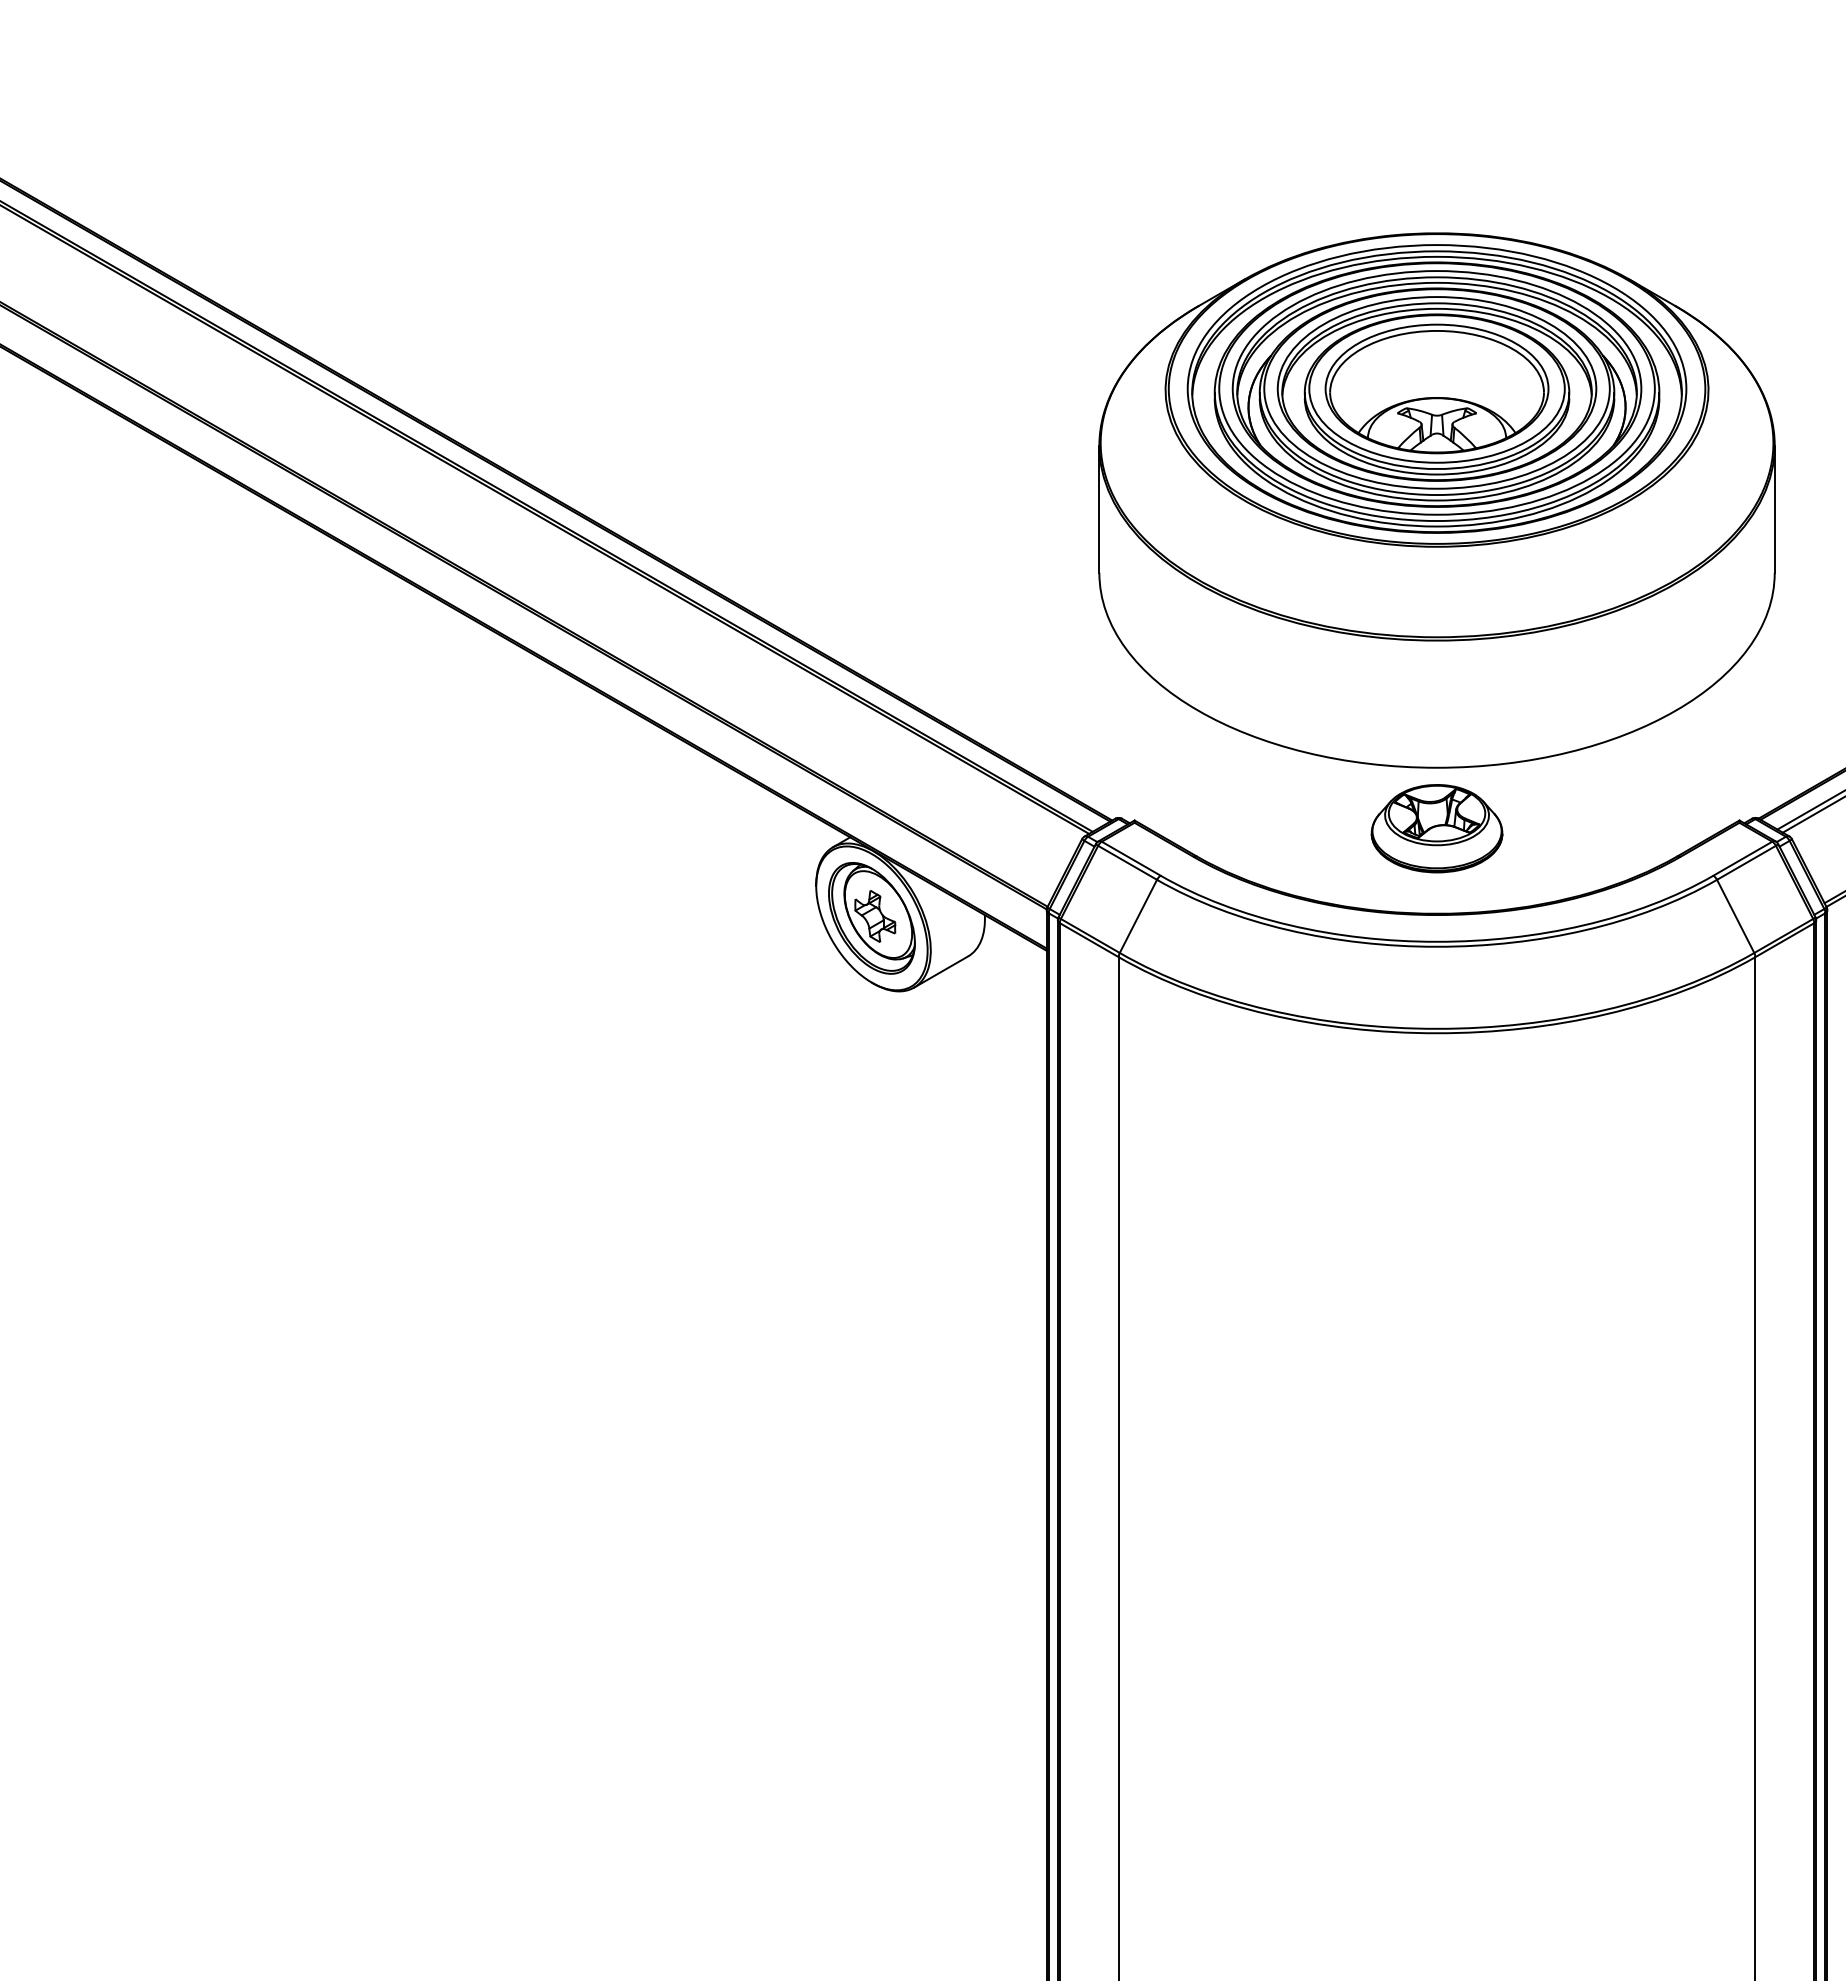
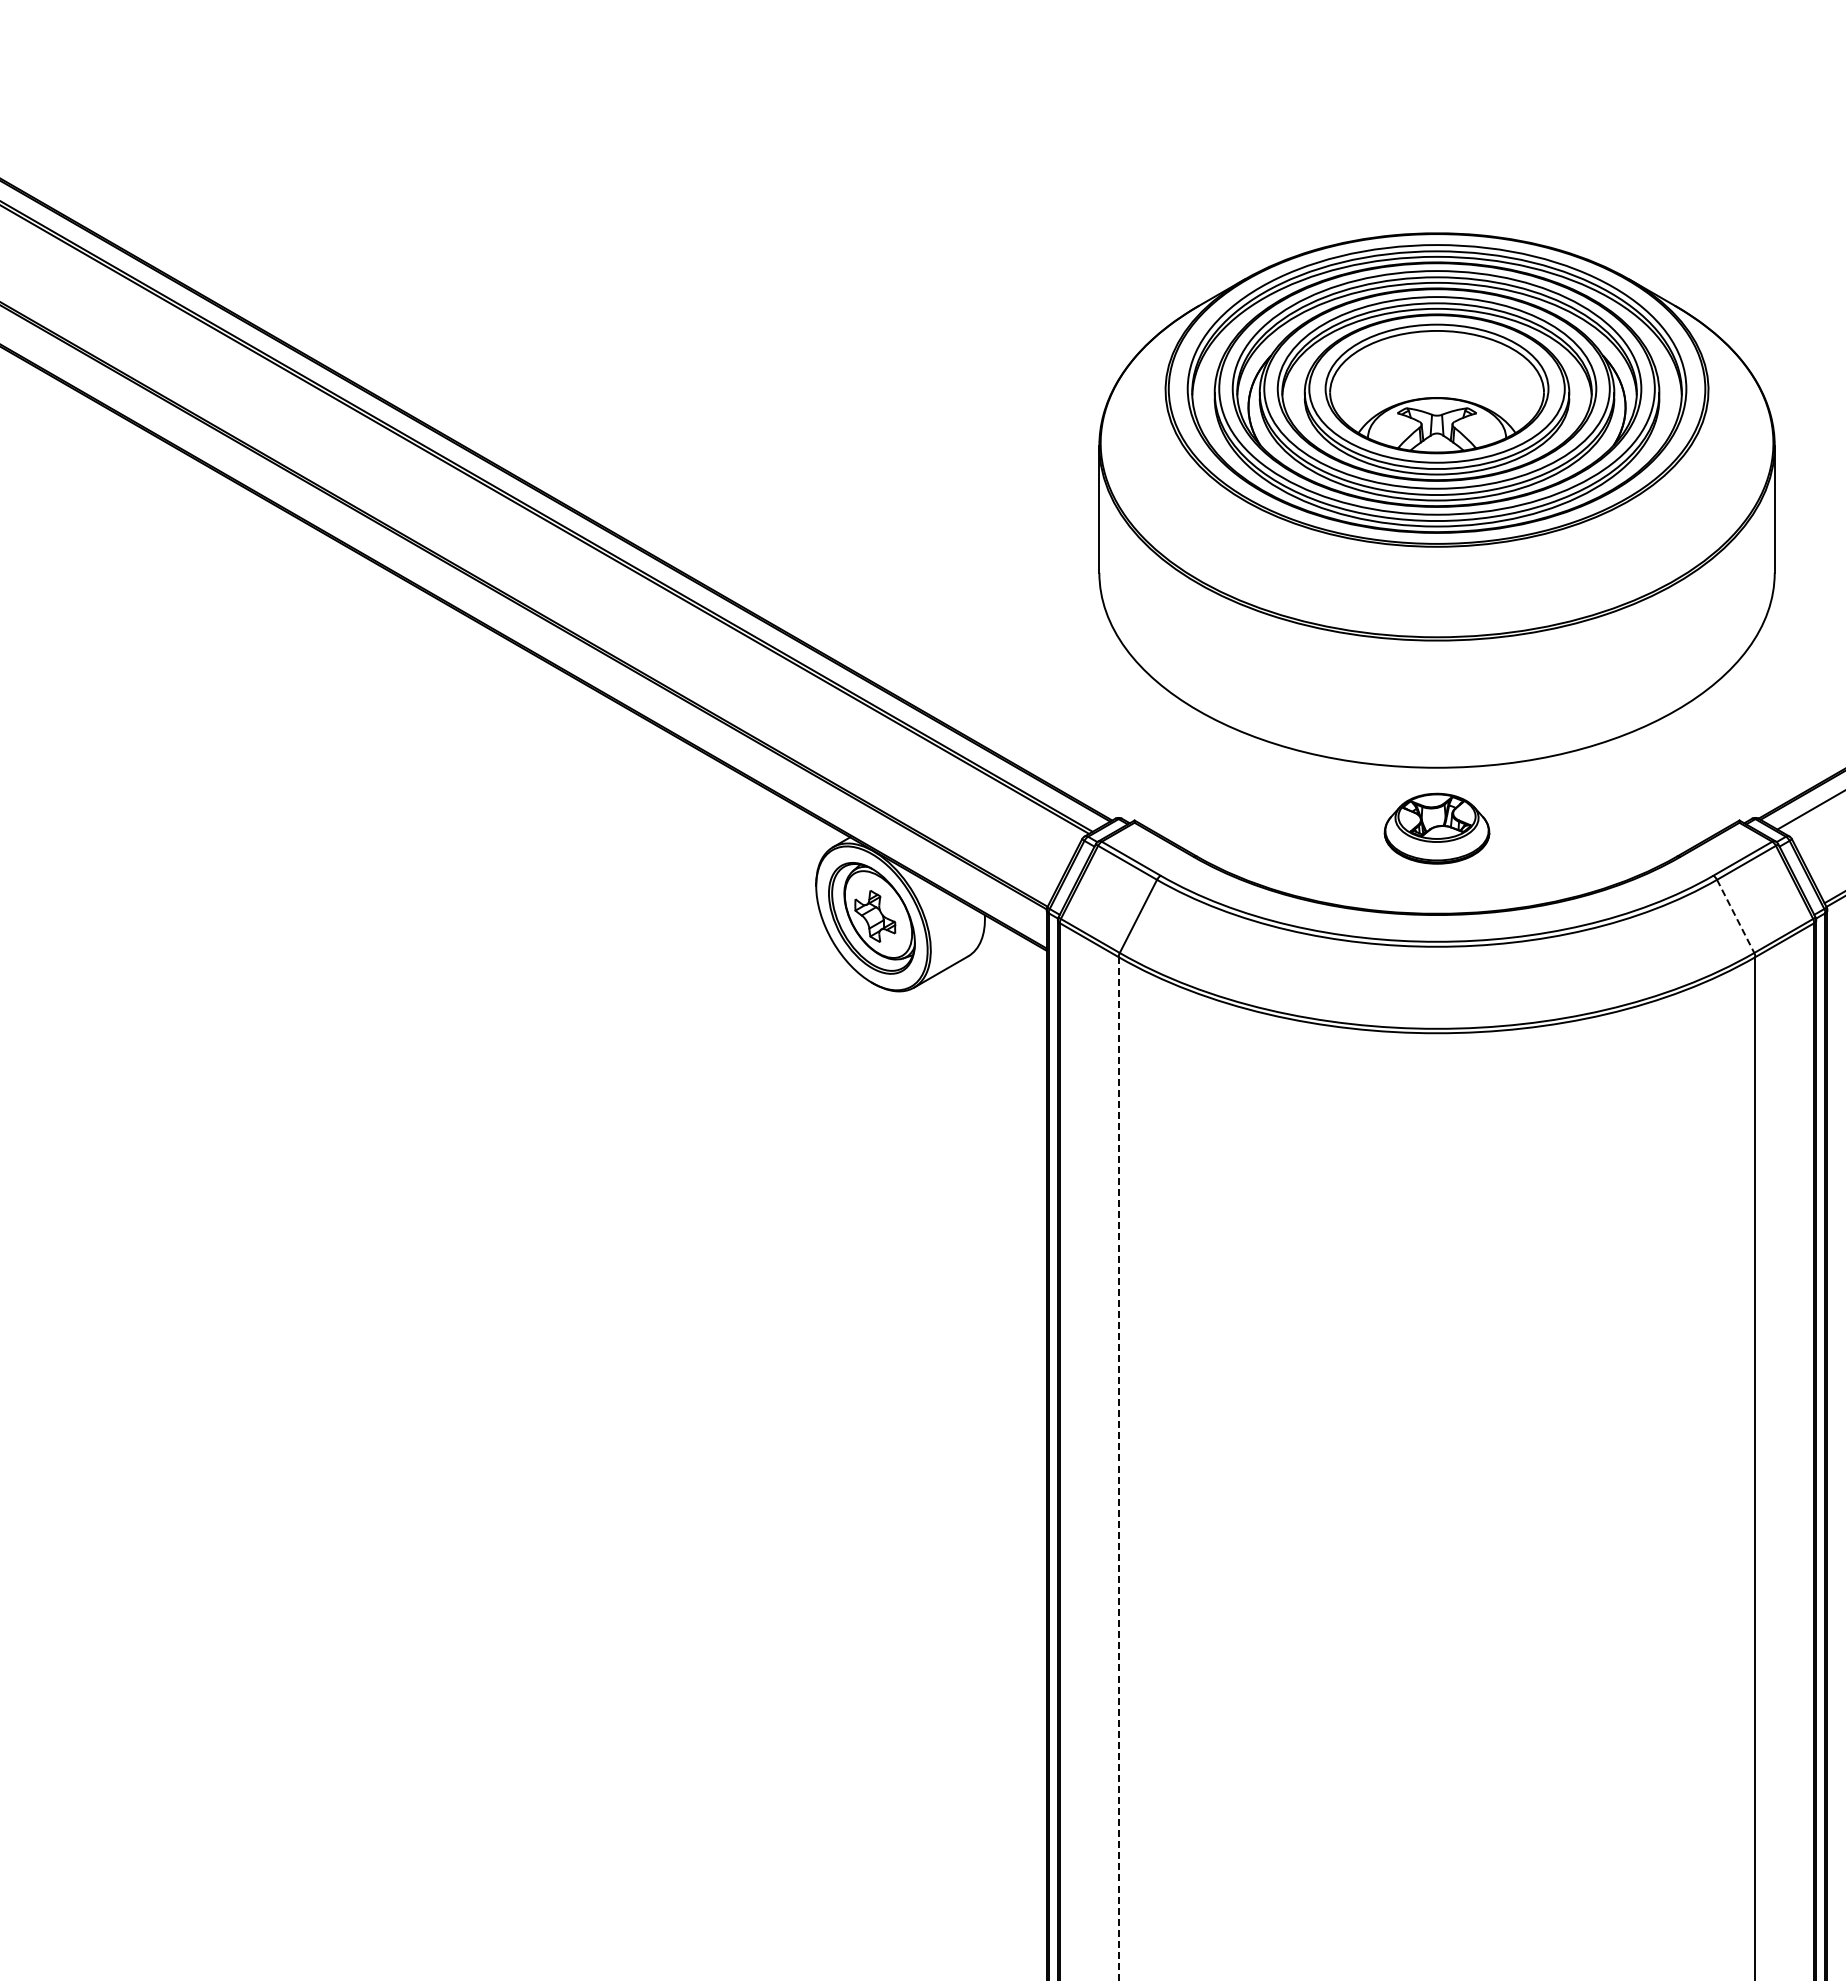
line: present -> none (1812, 815)
part size: 134x90 px -> 108x73 px (1436, 828)
line: solid -> dashed (1735, 916)
line: solid -> dashed (1118, 1469)
